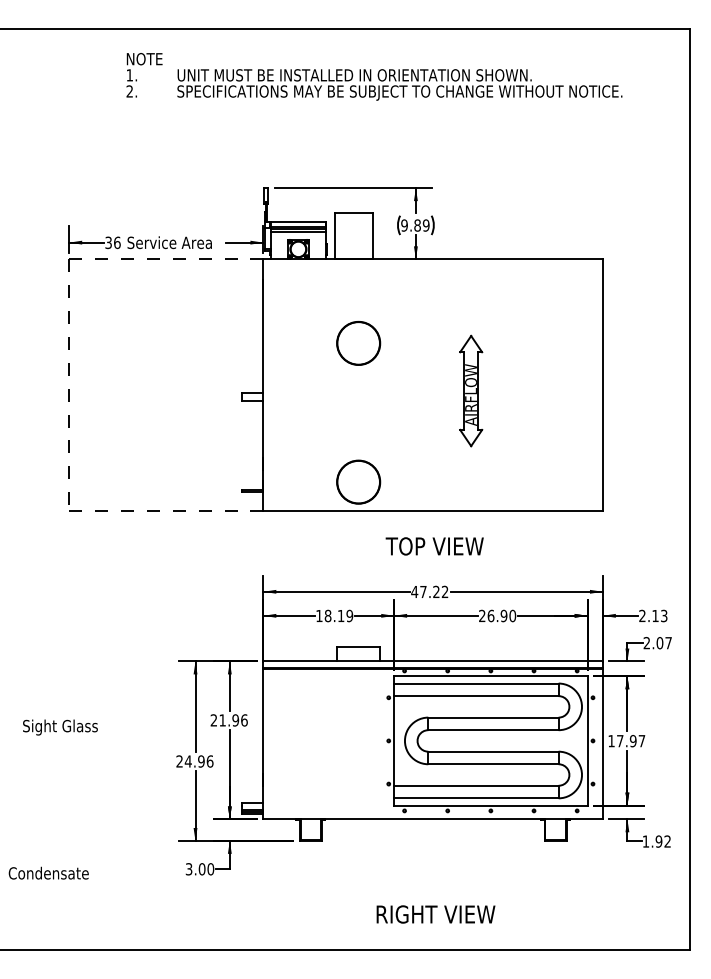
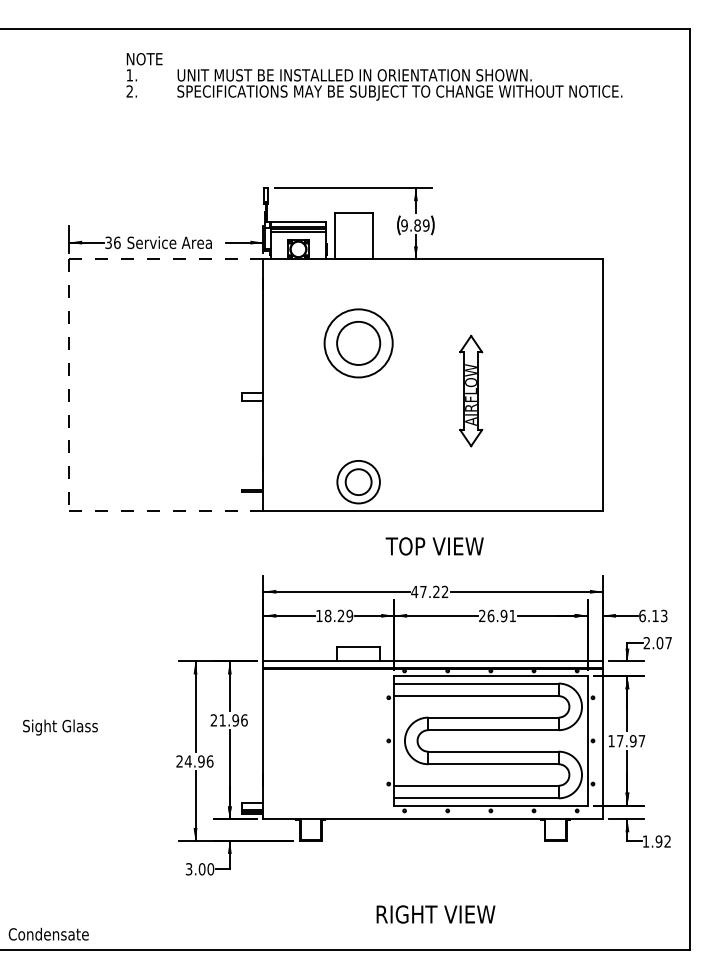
circle diameter: 43 px -> 68 px (358, 343)
circle diameter: 43 px -> 26 px (358, 482)
text: 18.19 -> 18.29 (340, 615)
text: 26.90 -> 26.91 (512, 615)
text: 2.13 -> 6.13 (642, 615)
text position: (48, 872) -> (48, 933) (48, 933)
